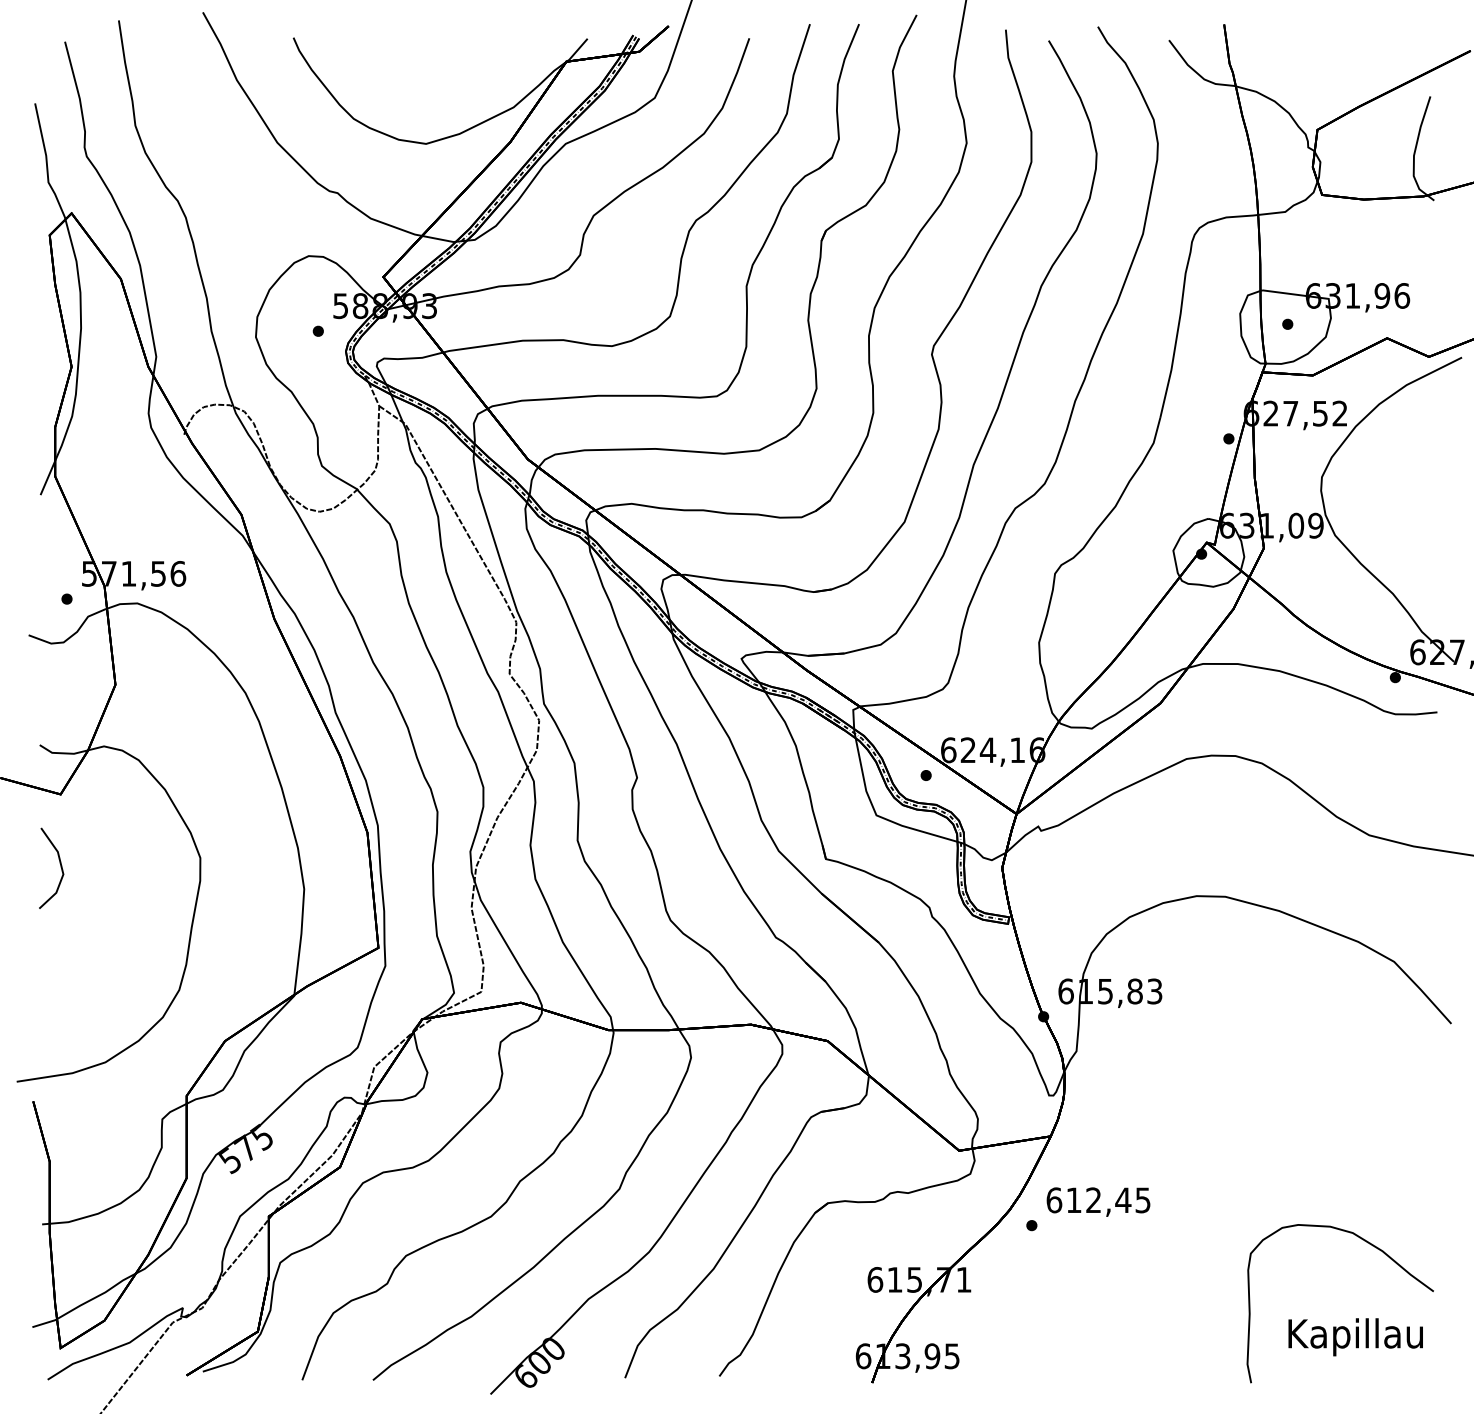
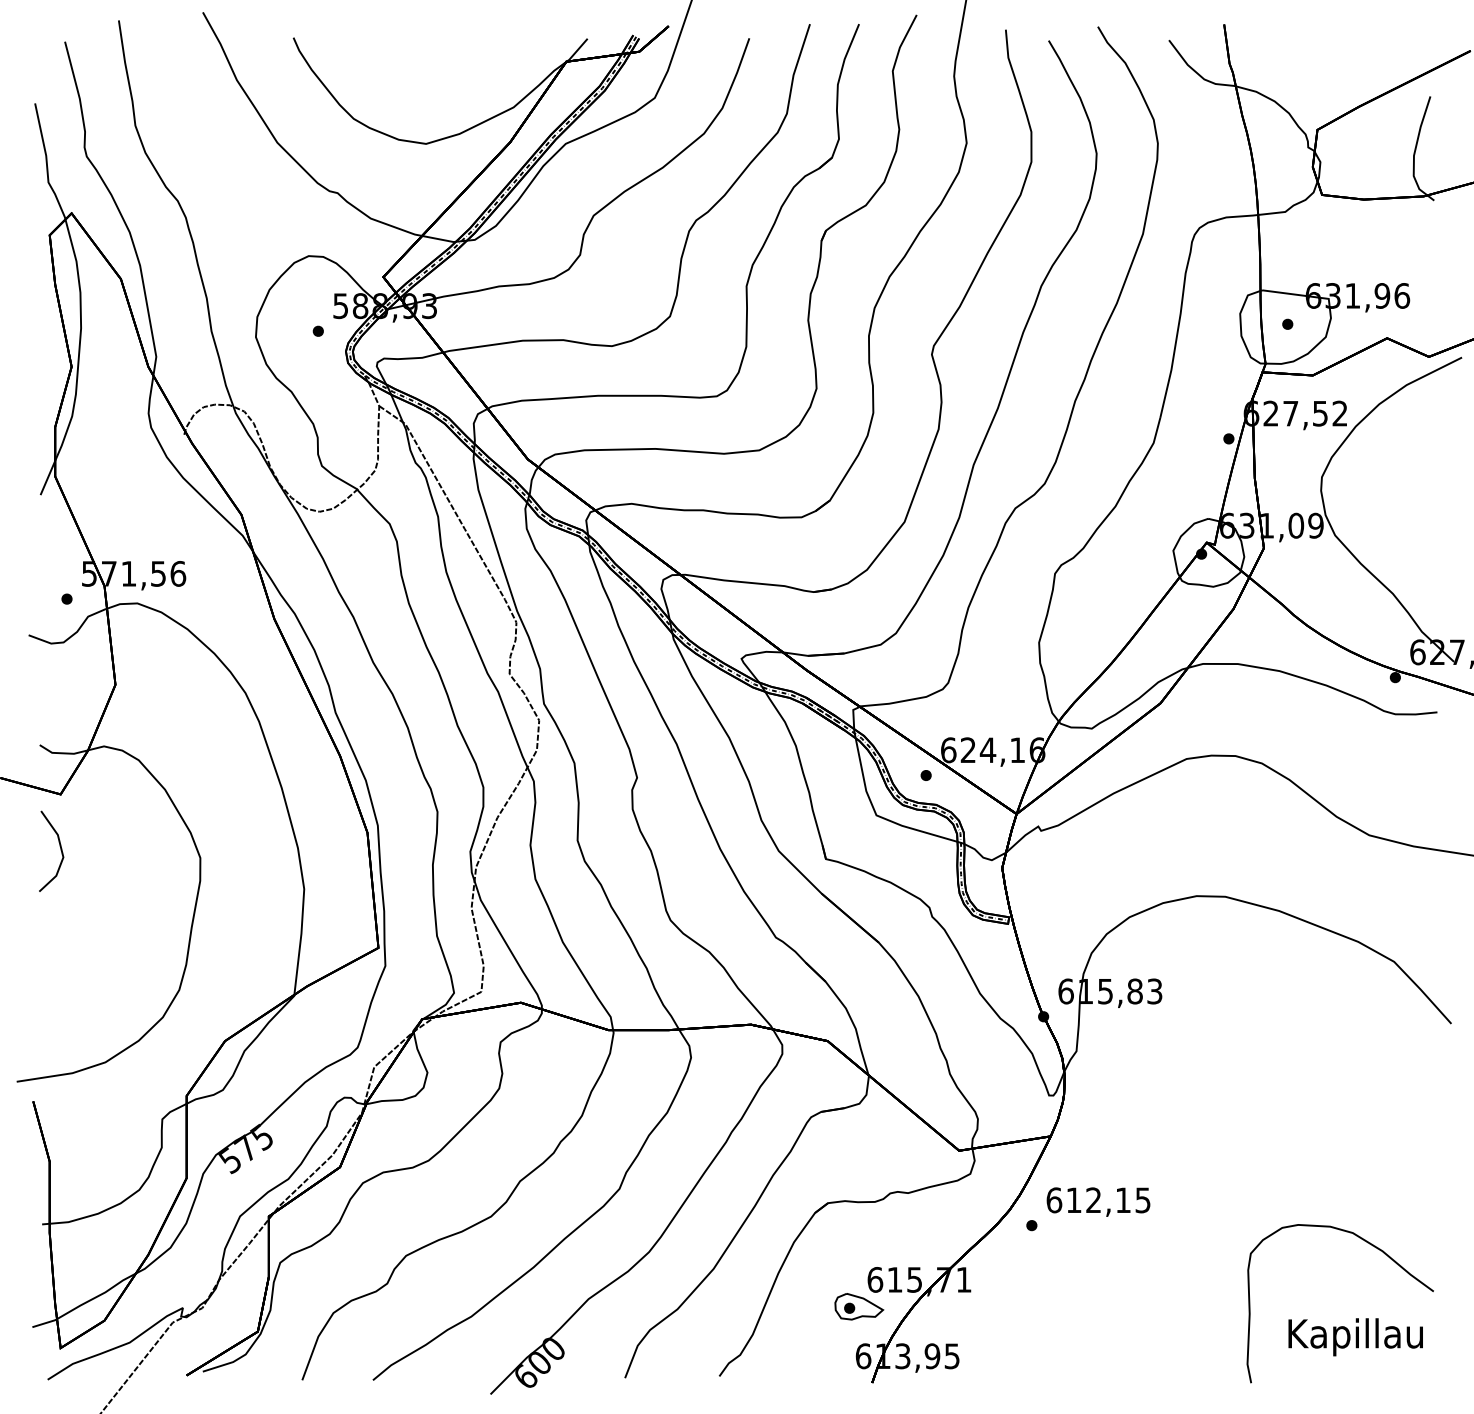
line position: (59, 863) -> (59, 846) (59, 846)
text: 612,45 -> 612,15 (1123, 1199)
part: none -> present (859, 1306)
